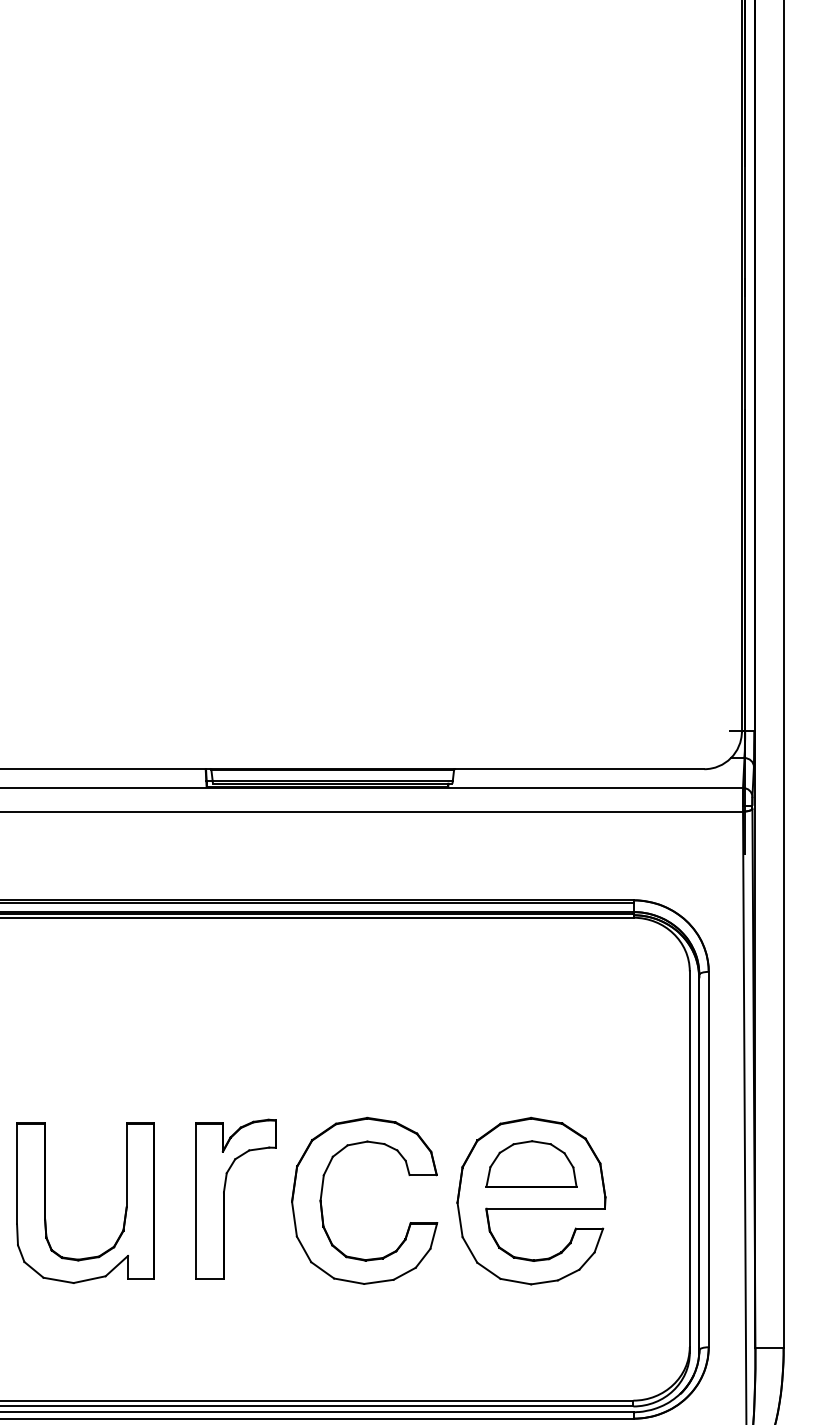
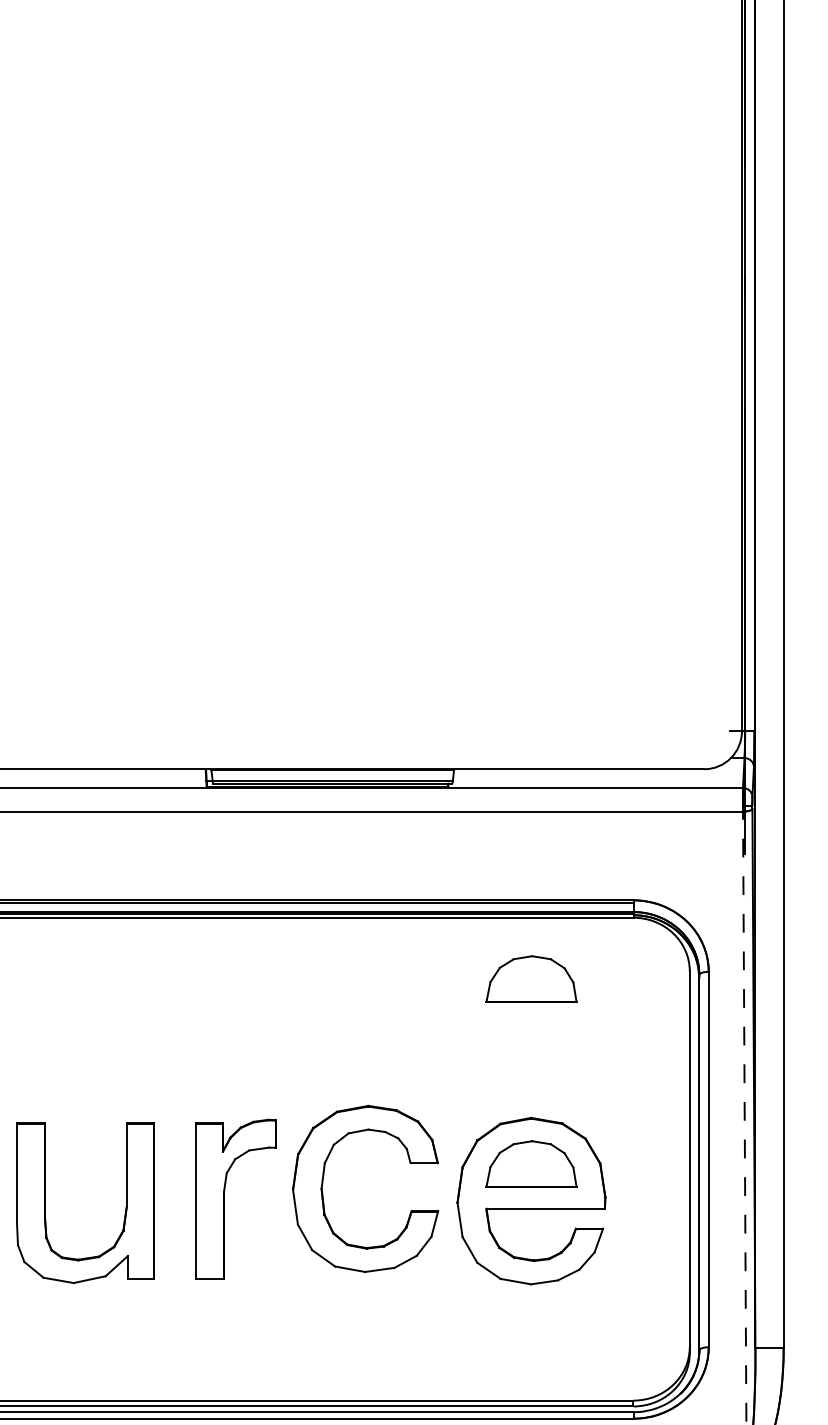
part: none -> present (531, 978)
line: solid -> dashed (744, 1117)
part position: (322, 1195) -> (323, 1183) (323, 1183)
